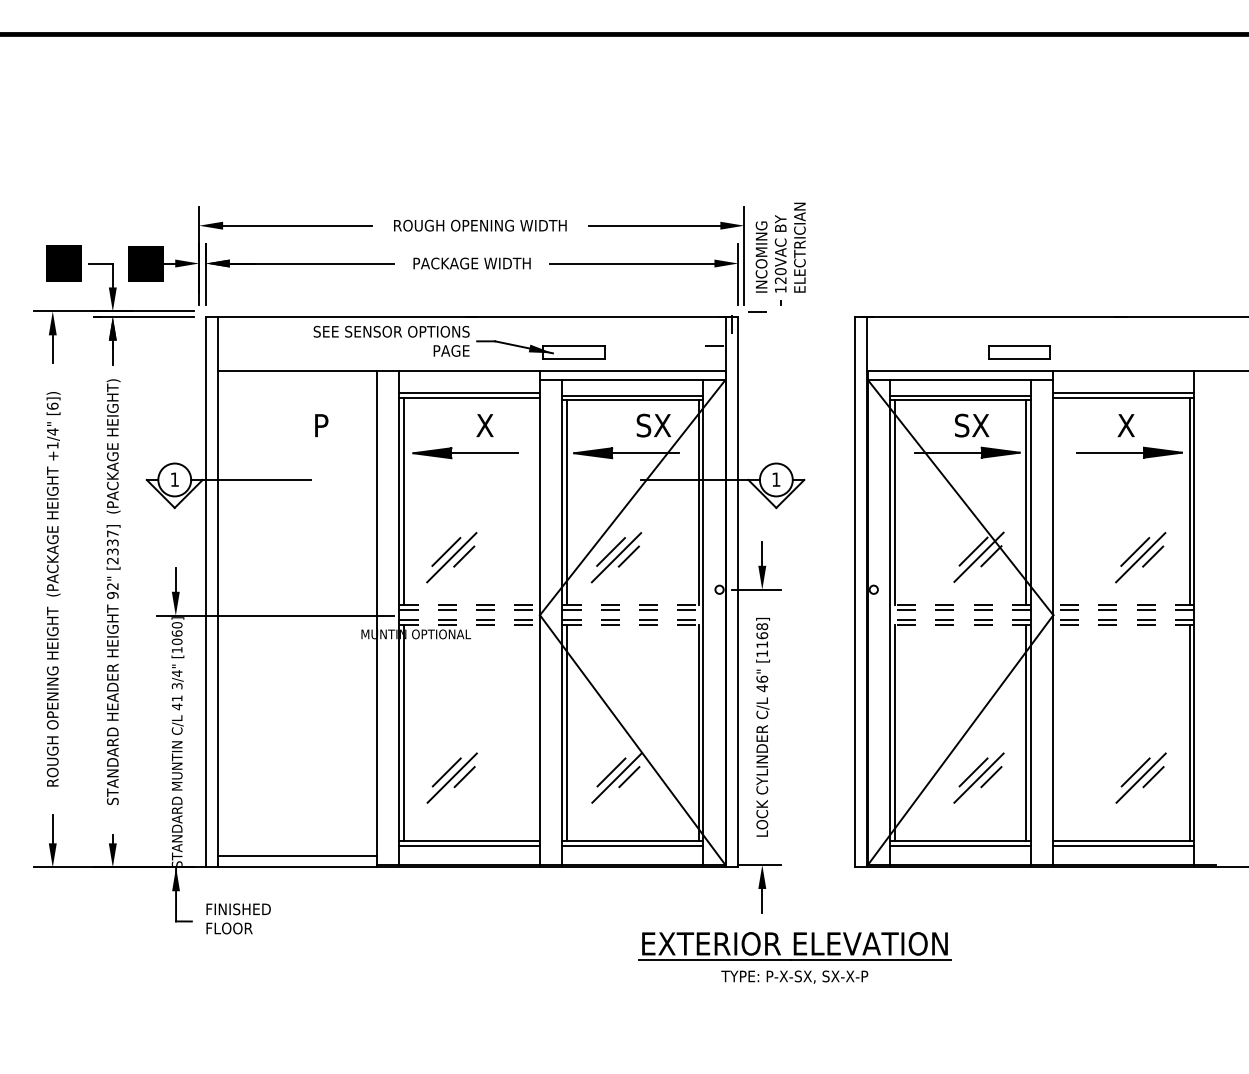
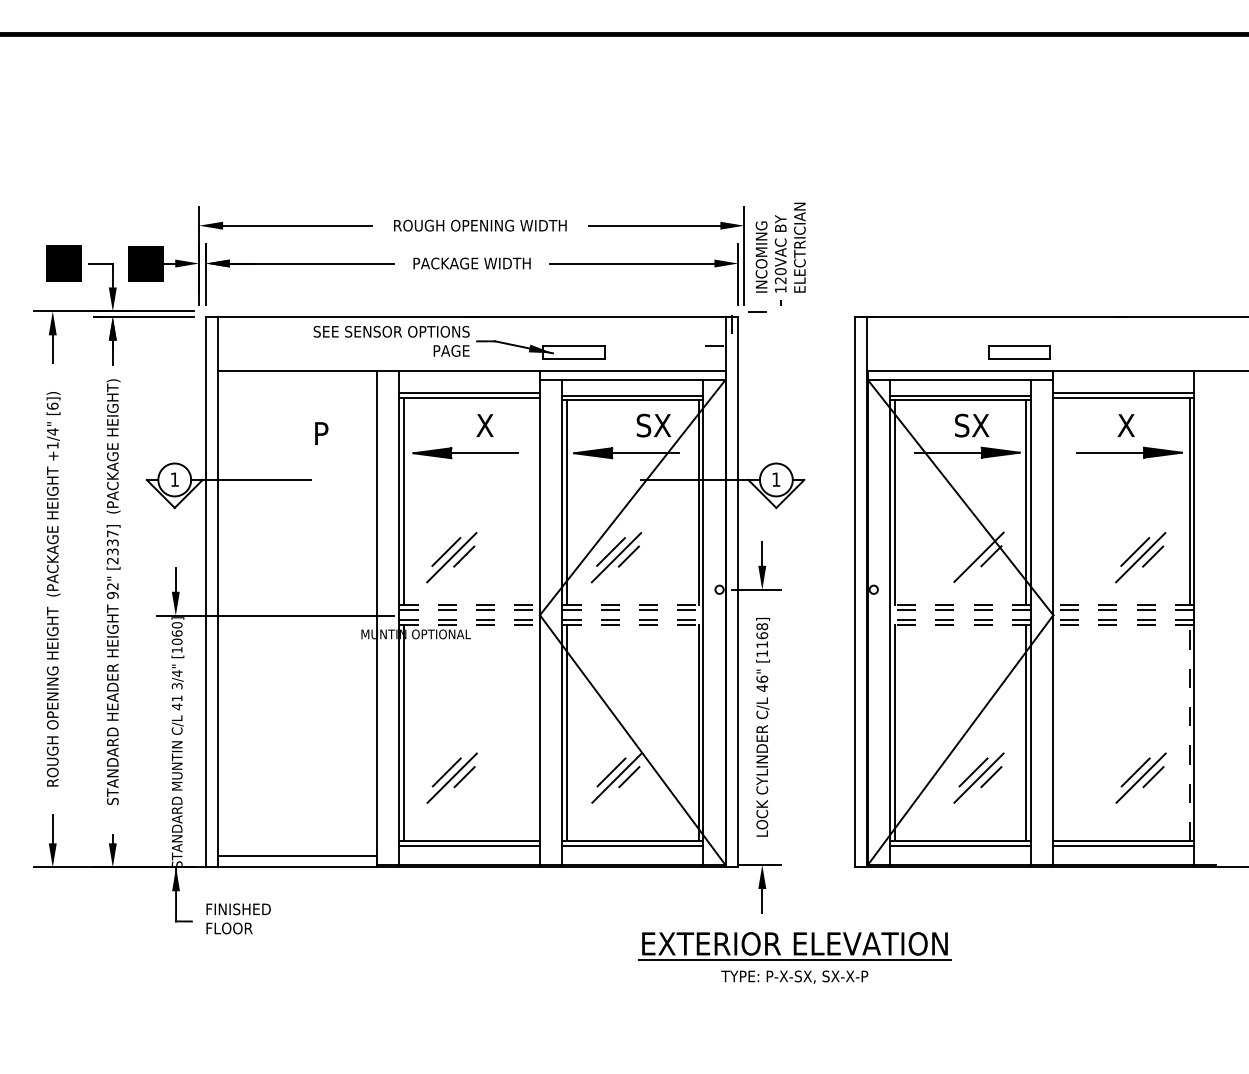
text position: (321, 425) -> (321, 433) (321, 433)
line: present -> none (973, 551)
line: solid -> dashed (1189, 732)
